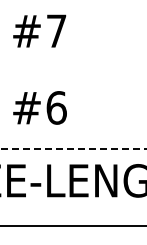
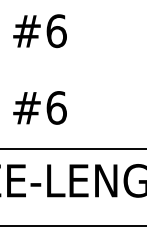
text: #7 -> #6 (56, 31)
line: dashed -> solid (73, 149)
